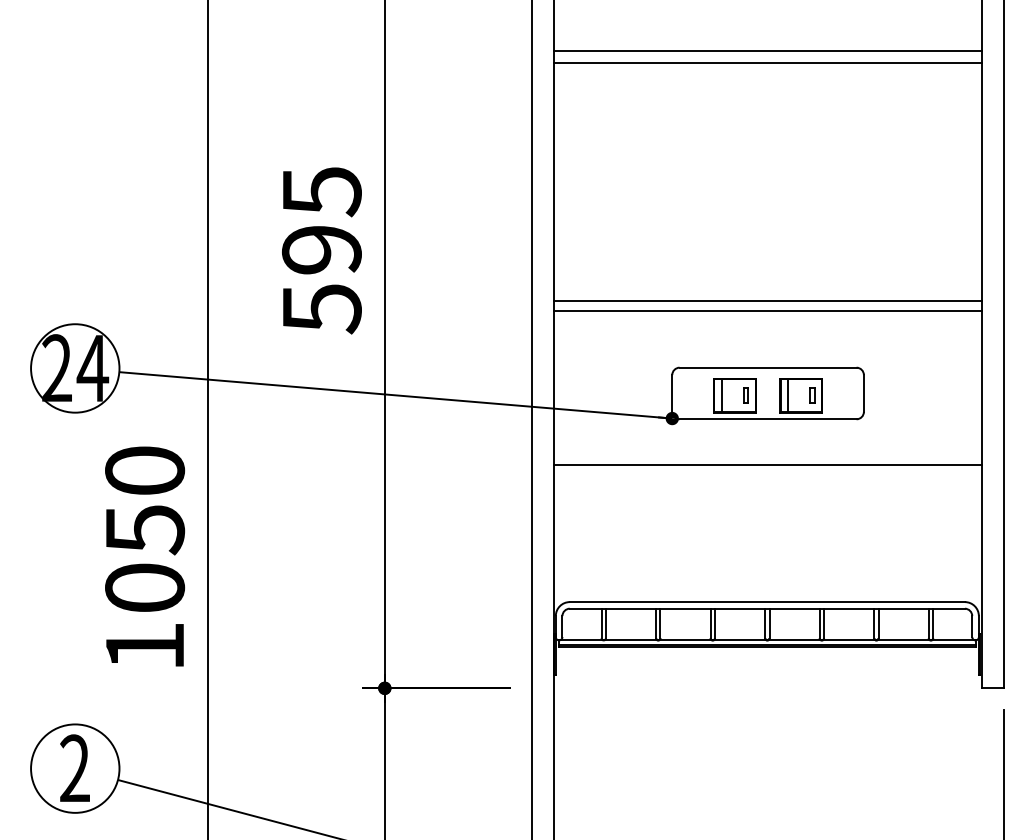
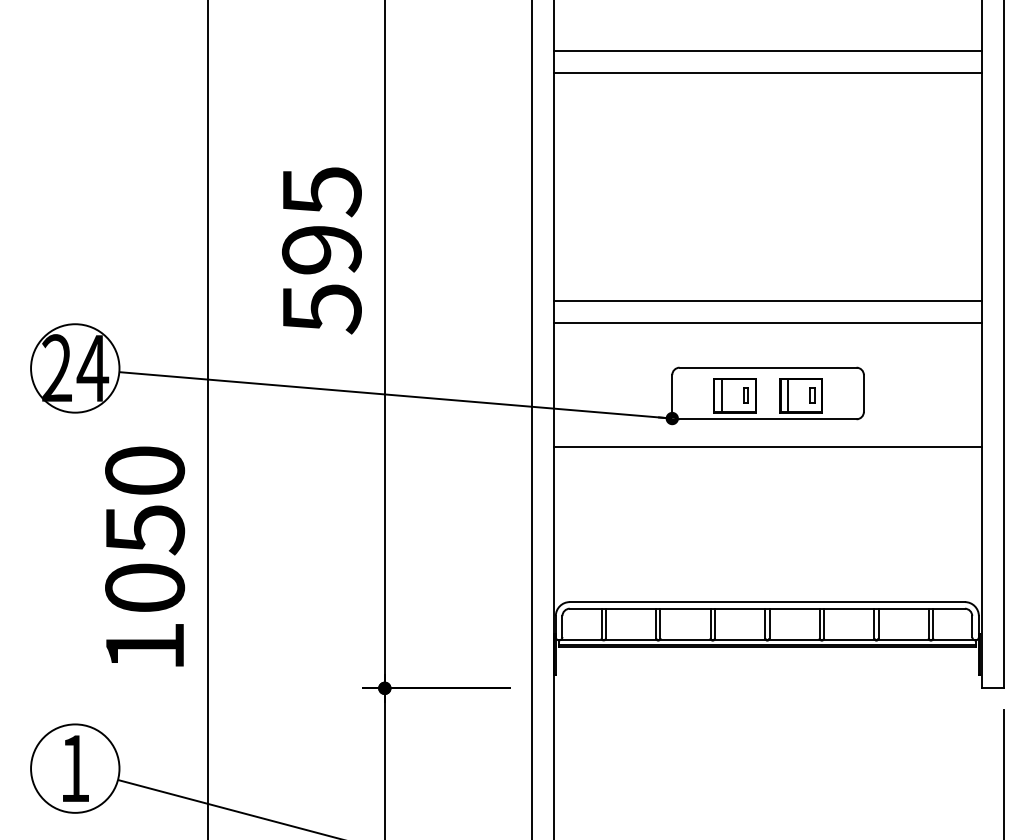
line position: (767, 62) -> (767, 72) (767, 72)
line position: (767, 311) -> (767, 323) (767, 323)
line position: (767, 465) -> (767, 447) (767, 447)
text: 2 -> 1 (74, 767)
